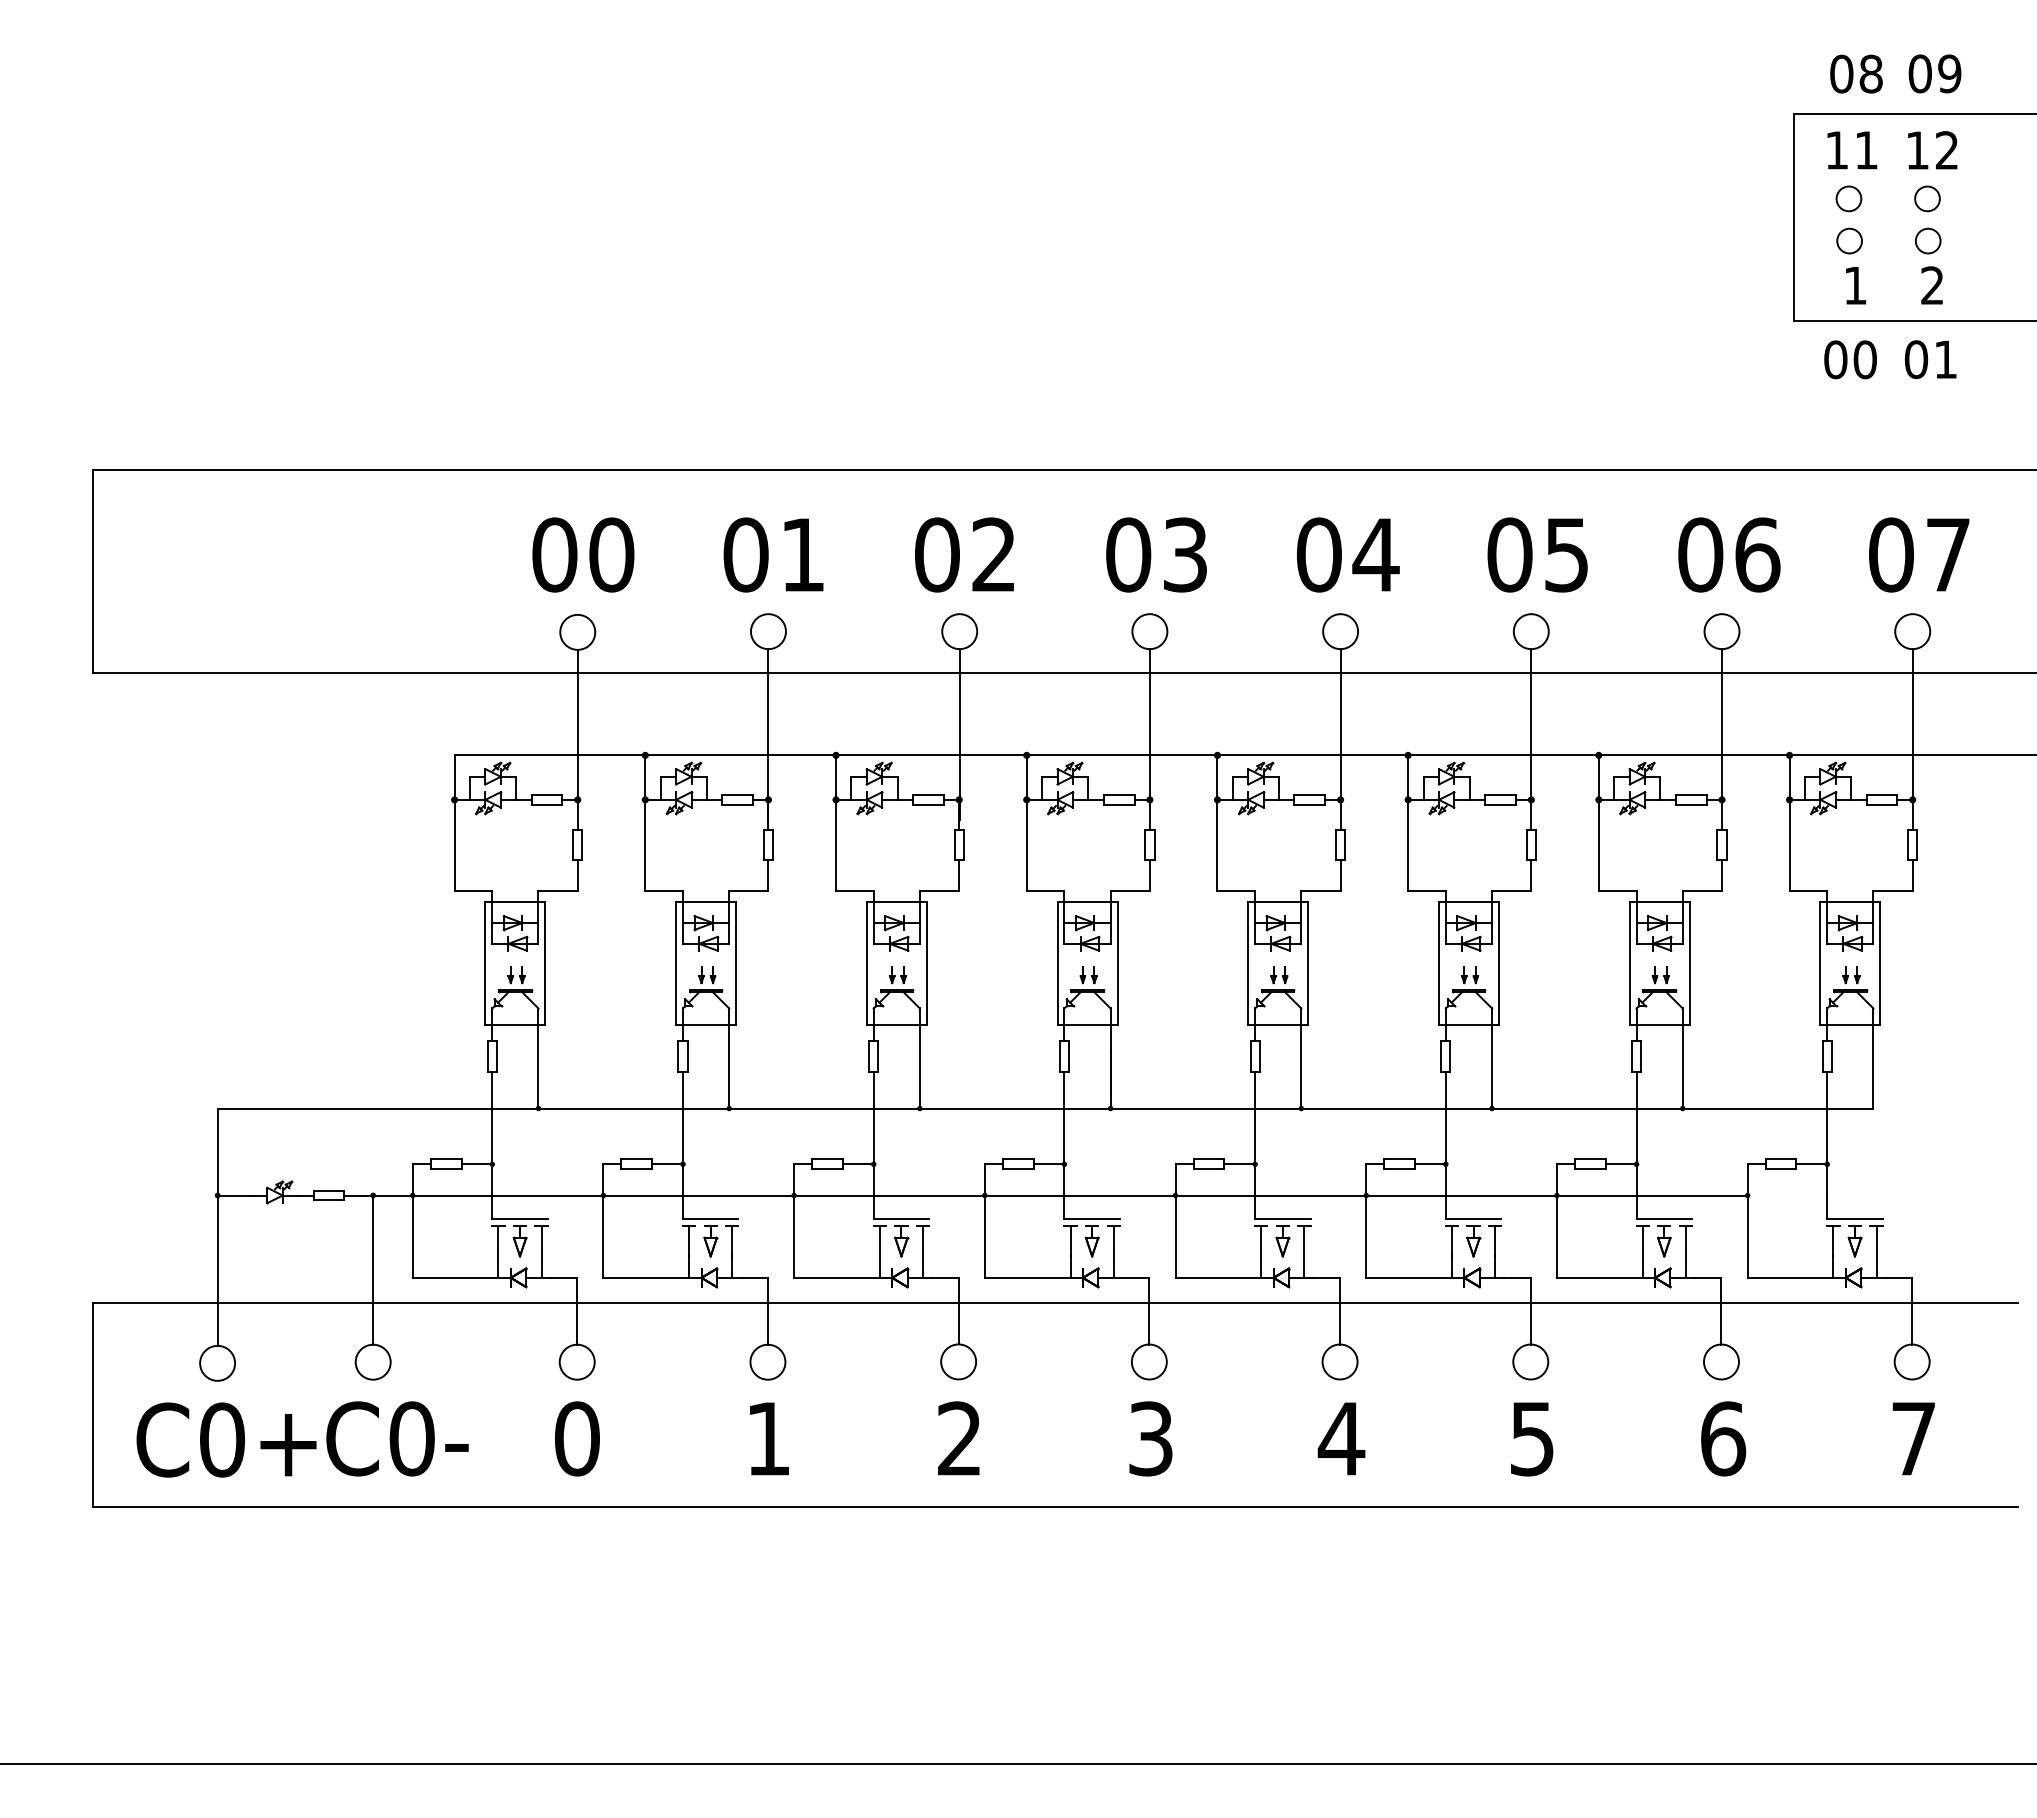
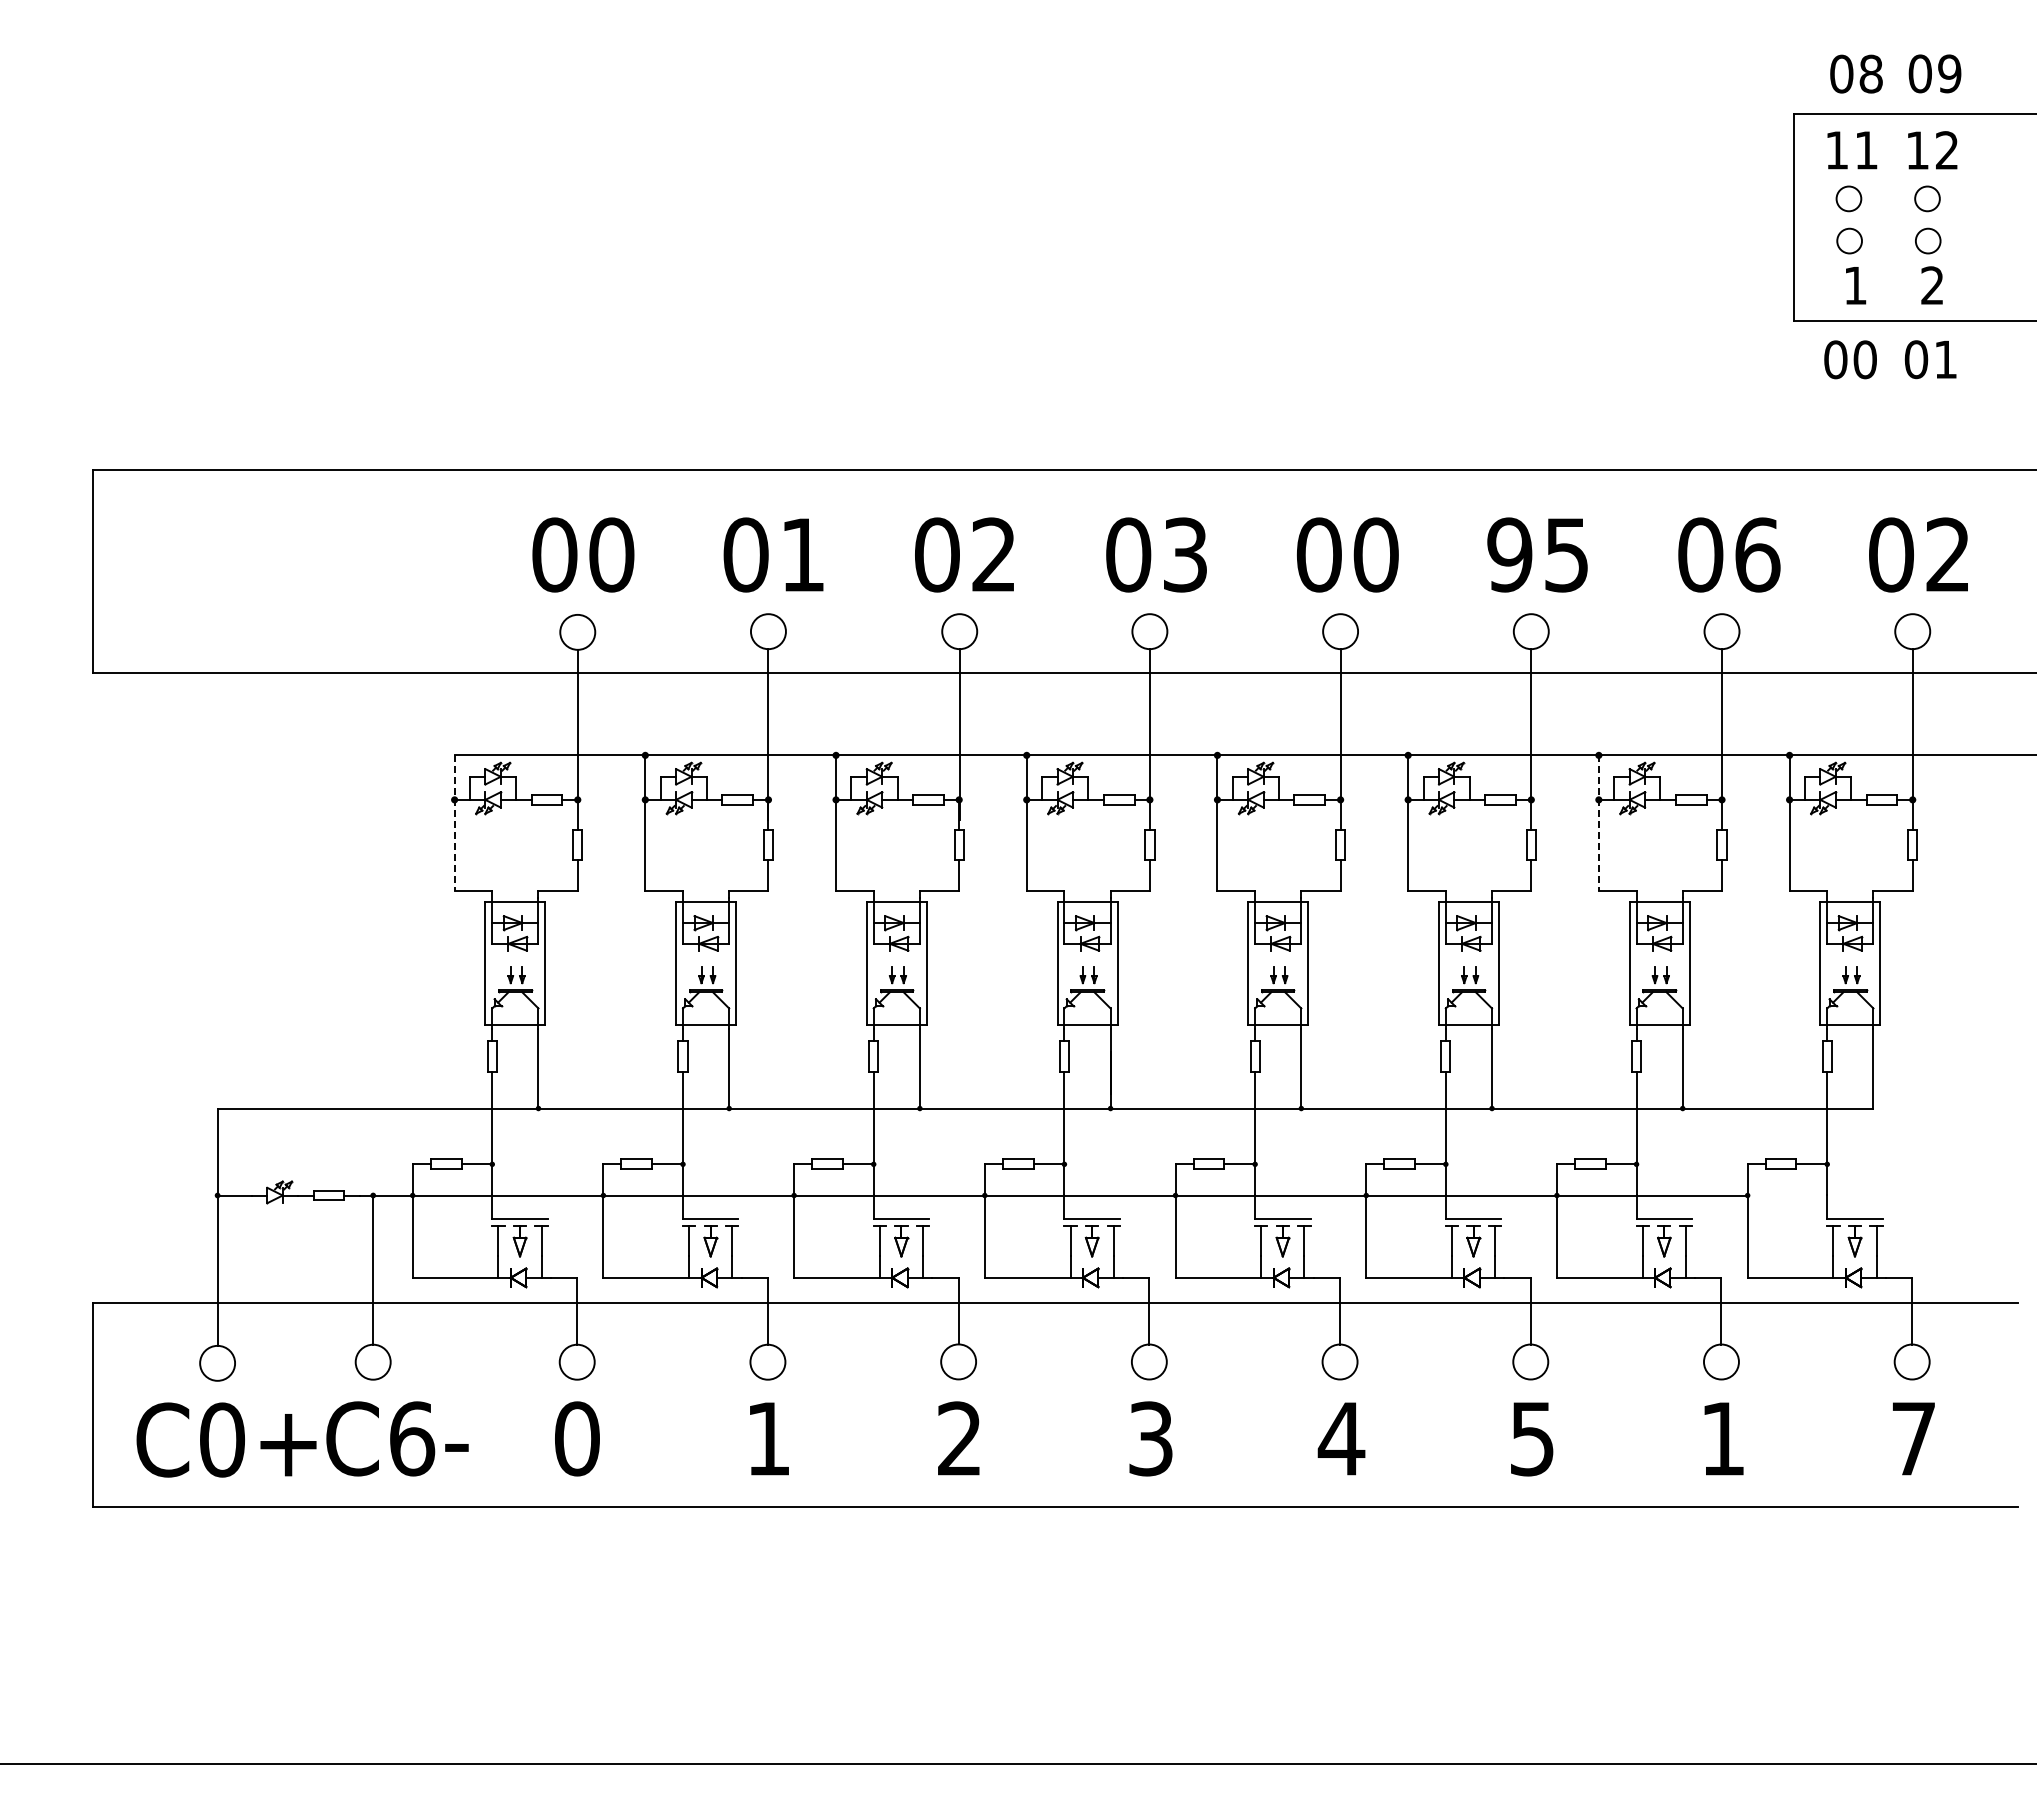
text: 04 -> 00 (1375, 554)
text: 05 -> 95 (1509, 554)
text: 07 -> 02 (1947, 554)
line: solid -> dashed (454, 823)
line: solid -> dashed (1598, 823)
text: C0- -> C6- (412, 1438)
text: 6 -> 1 (1723, 1438)
